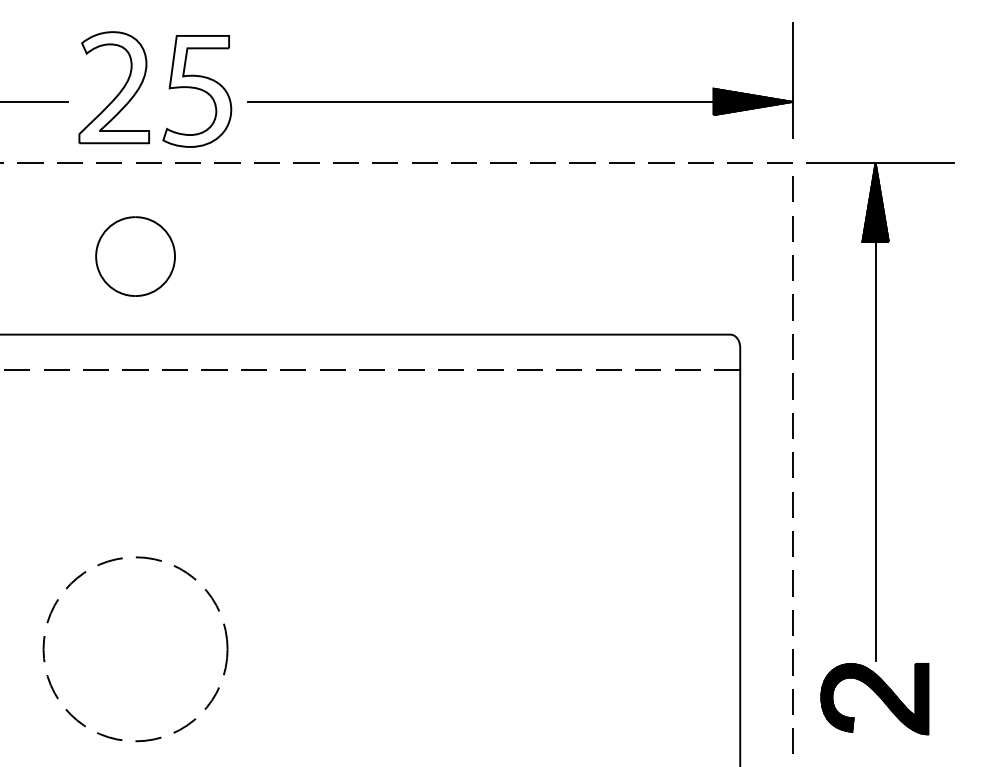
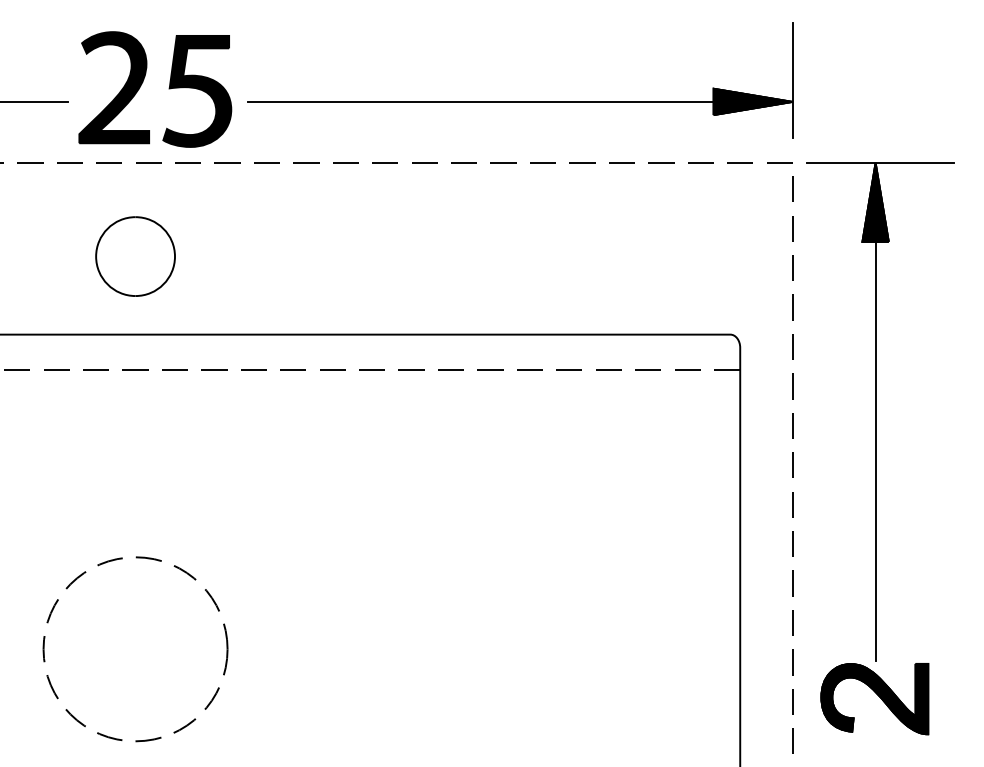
fill: none -> present (114, 87)
fill: none -> present (197, 90)
